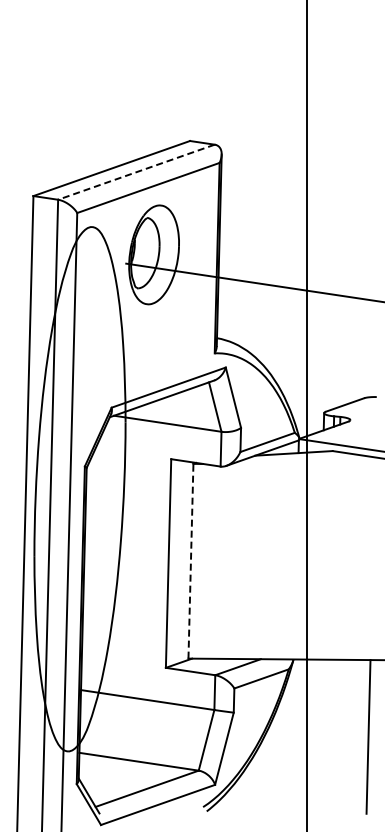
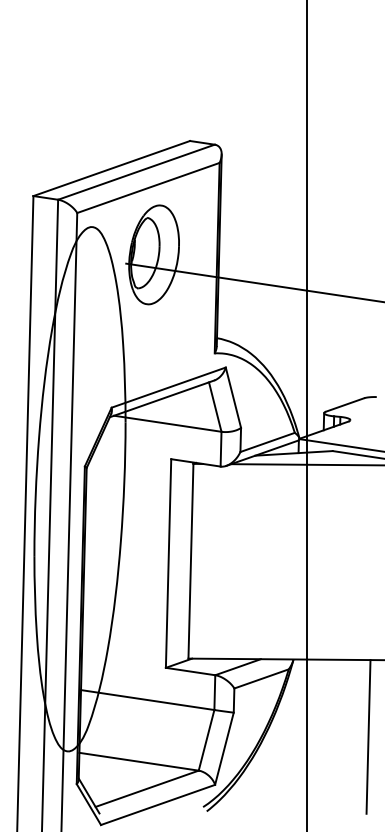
line: dashed -> solid (136, 172)
line: none -> present (306, 464)
line: dashed -> solid (190, 560)
